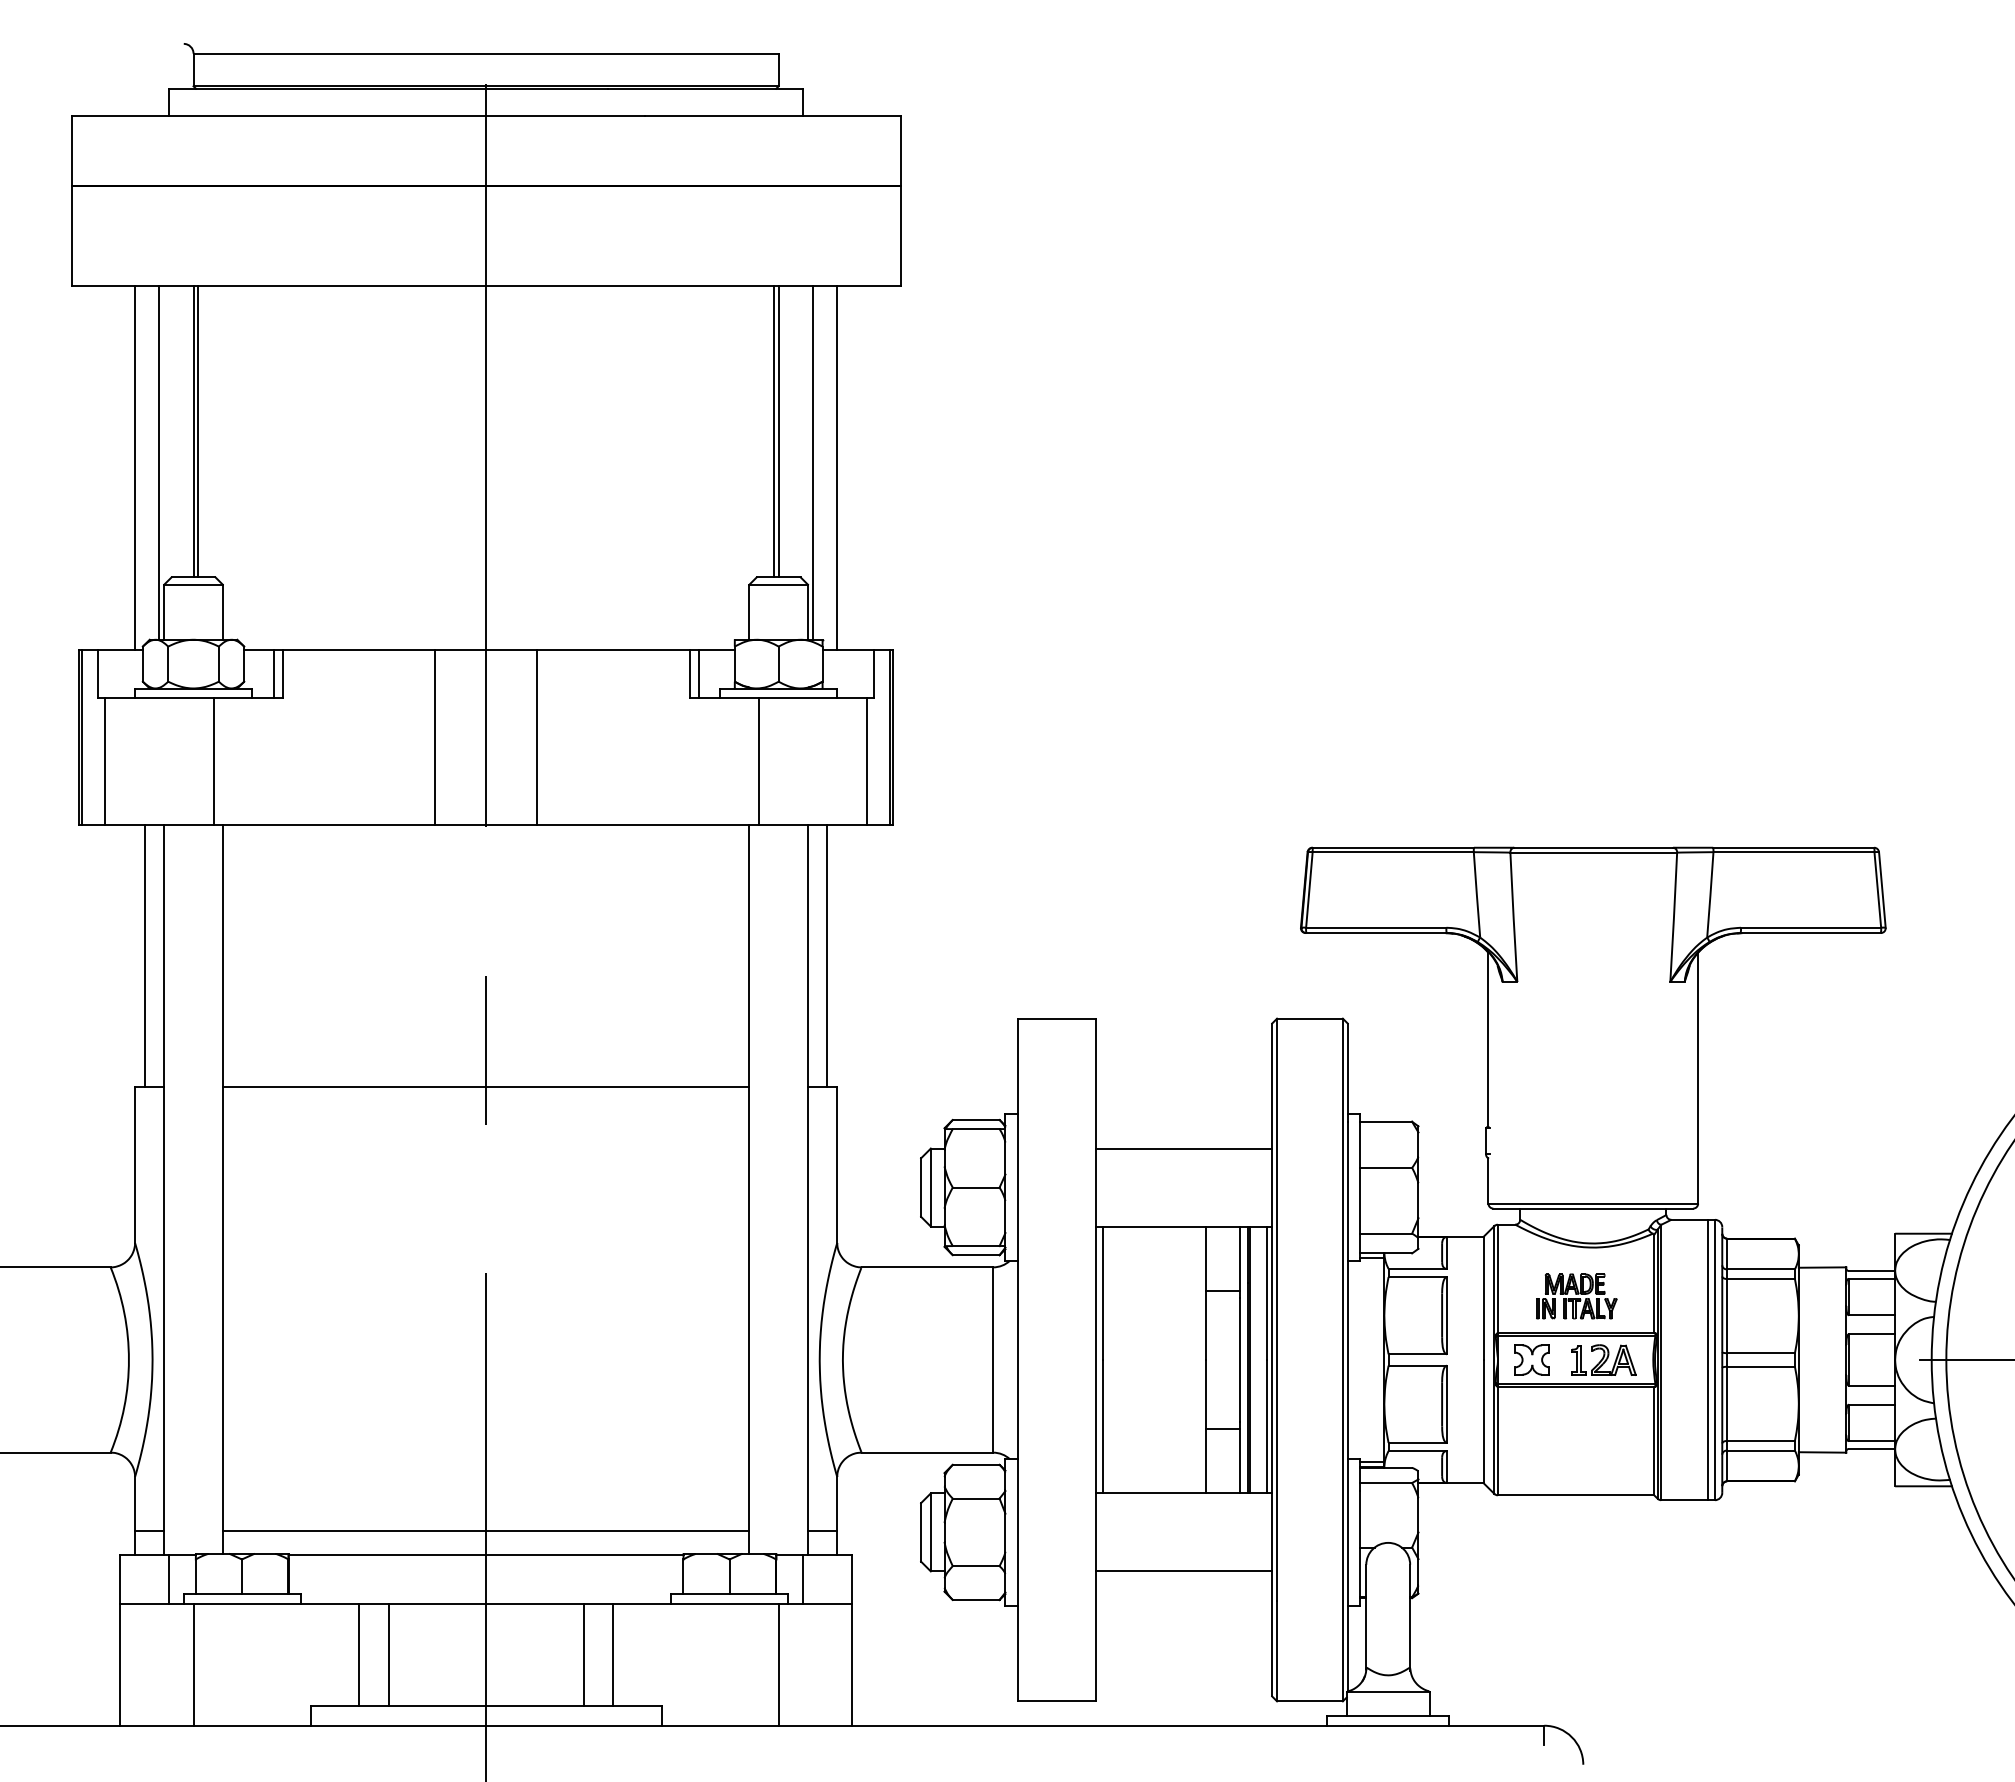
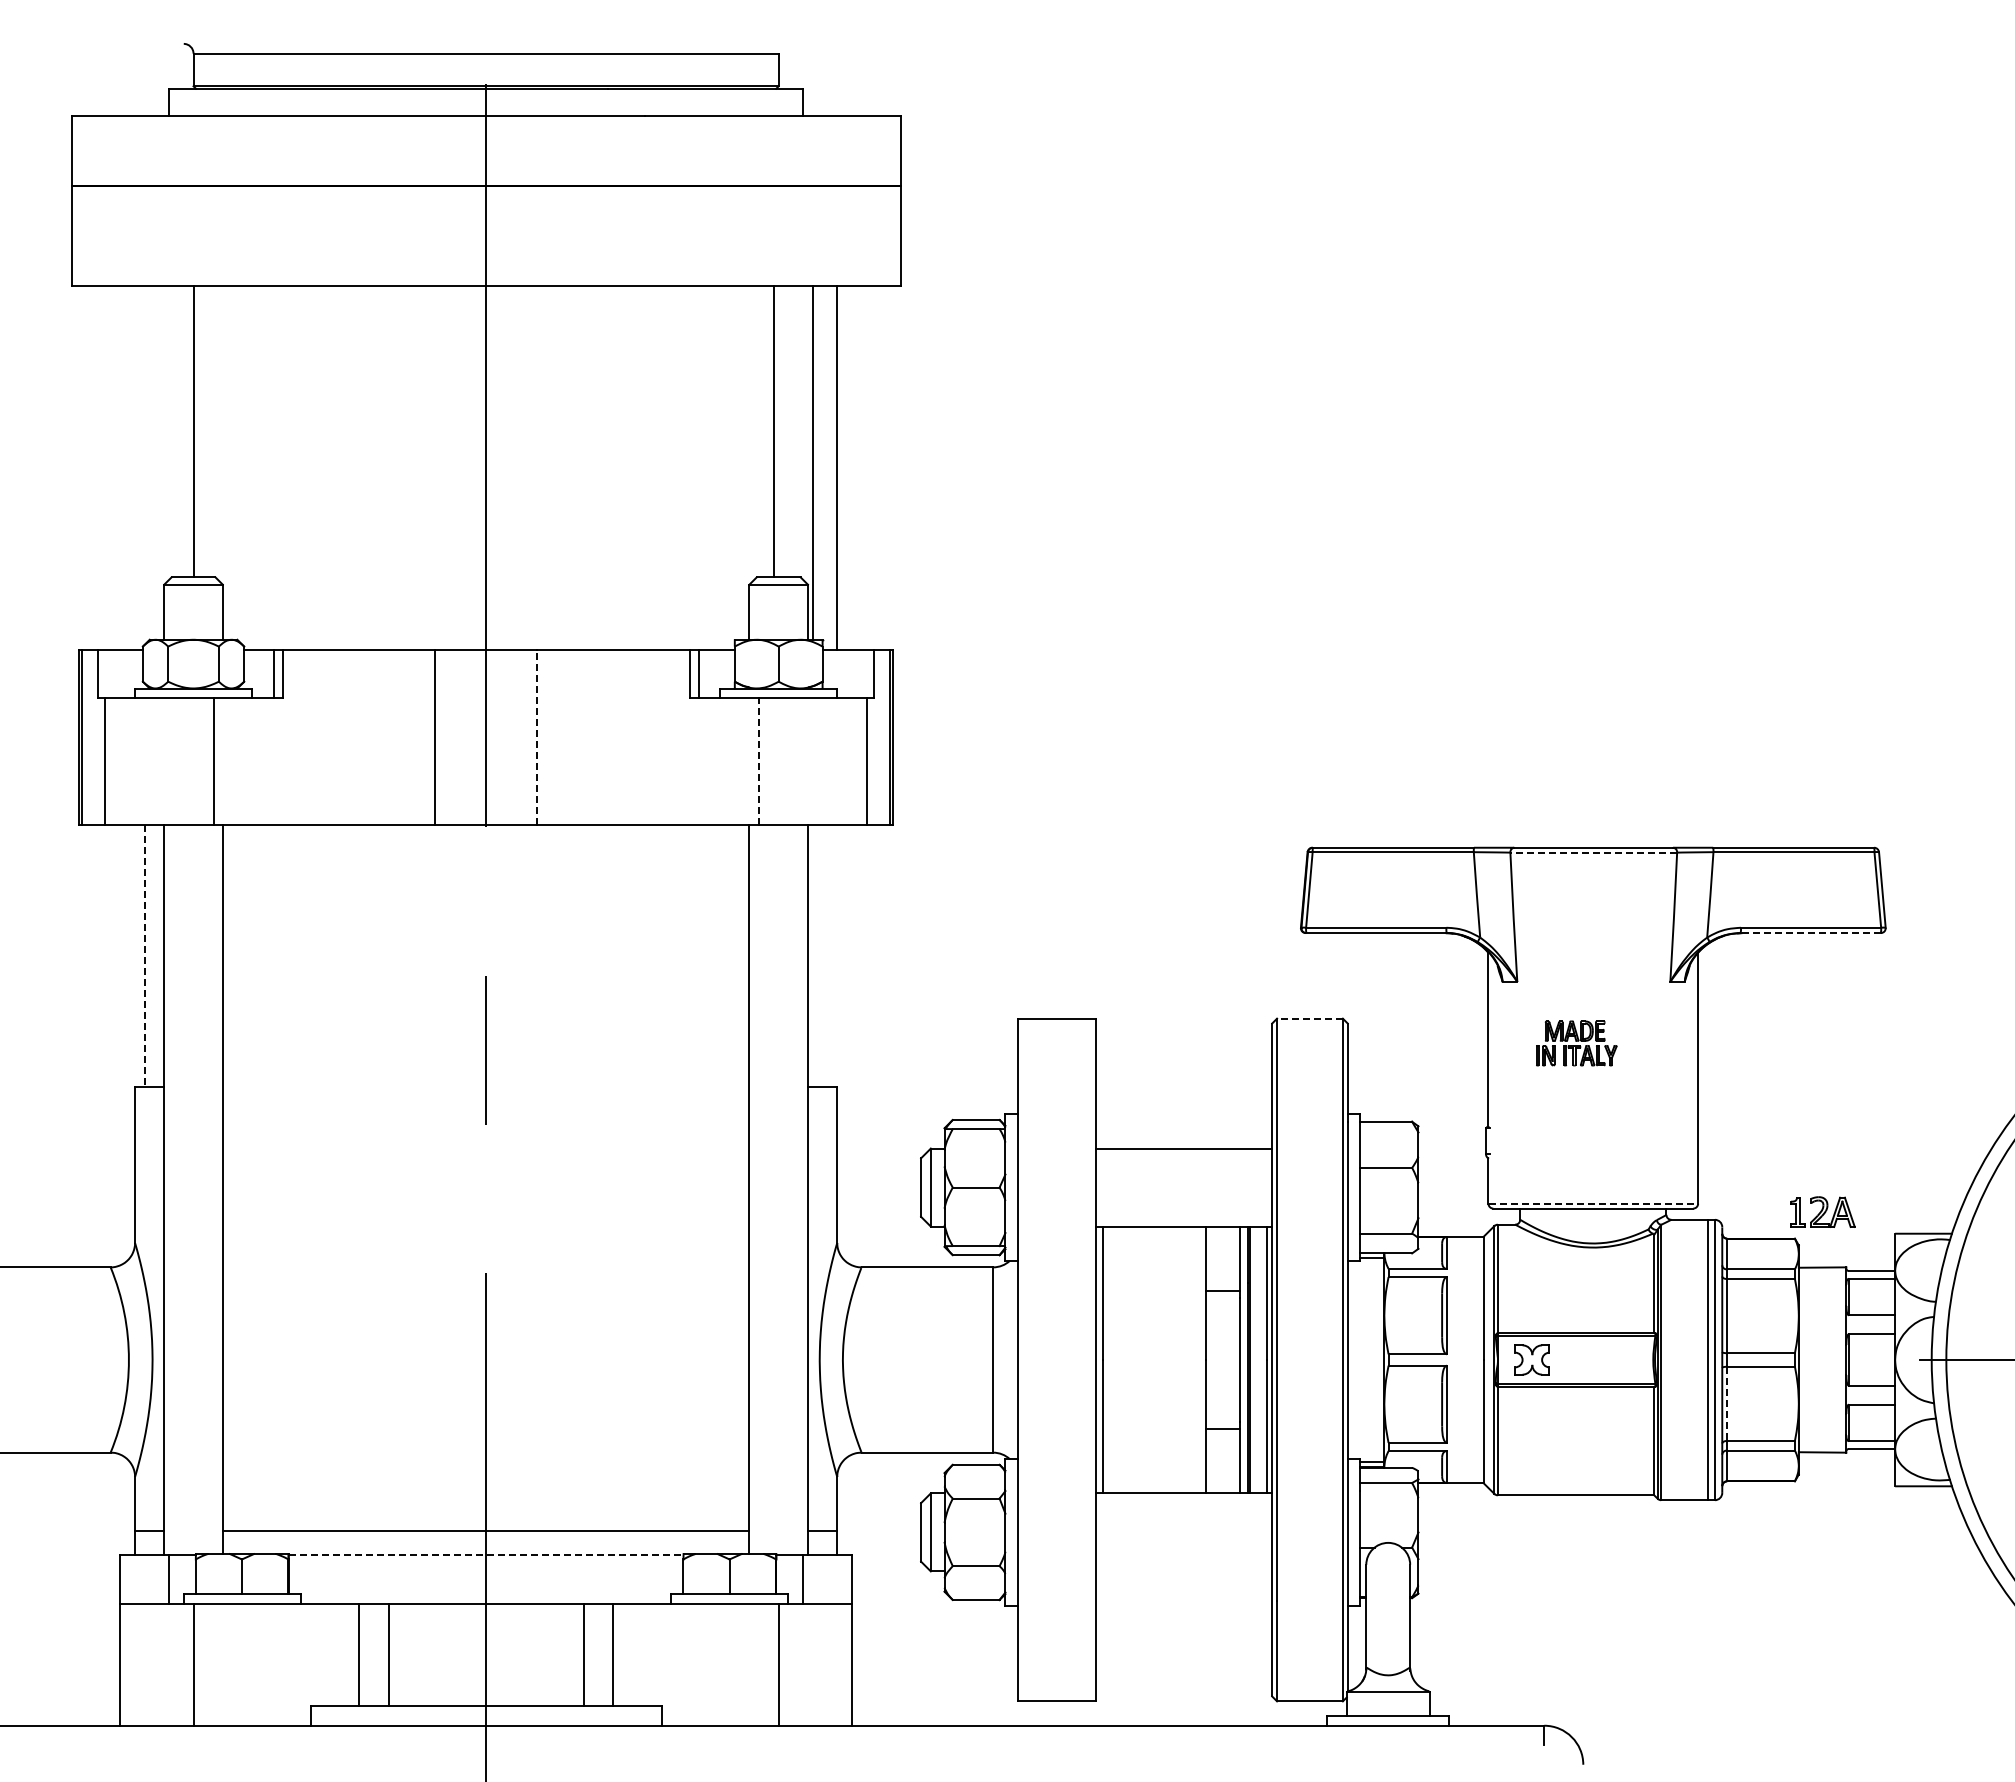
line: present -> none (198, 431)
line: present -> none (778, 431)
line: present -> none (159, 462)
line: present -> none (135, 467)
line: solid -> dashed (537, 737)
line: solid -> dashed (758, 761)
line: solid -> dashed (1593, 852)
line: solid -> dashed (1810, 933)
line: present -> none (827, 955)
line: solid -> dashed (144, 956)
line: solid -> dashed (1309, 1018)
line: present -> none (485, 1086)
line: solid -> dashed (1593, 1203)
part position: (1576, 1296) -> (1576, 1043) (1576, 1043)
part position: (1603, 1359) -> (1822, 1211) (1822, 1211)
line: solid -> dashed (1727, 1404)
line: solid -> dashed (486, 1555)
line: present -> none (1183, 1571)
